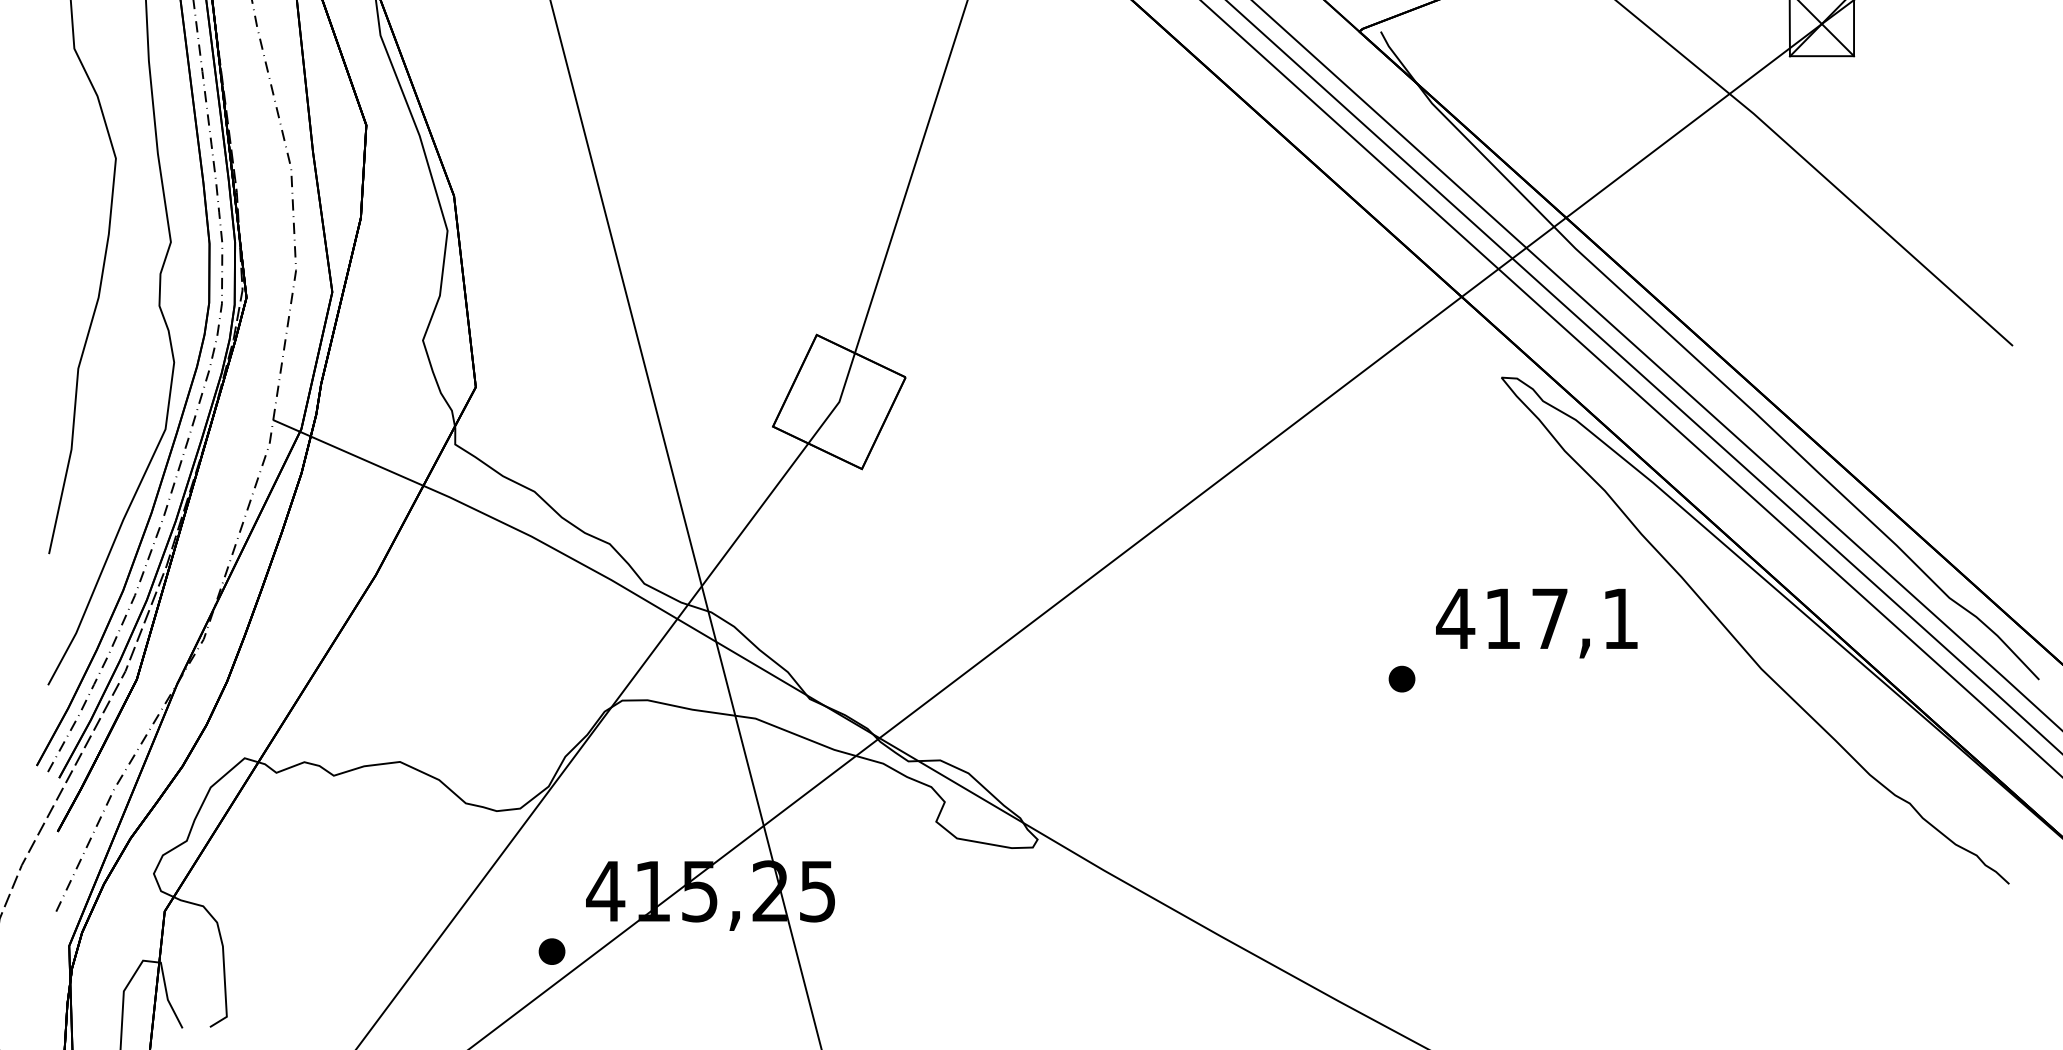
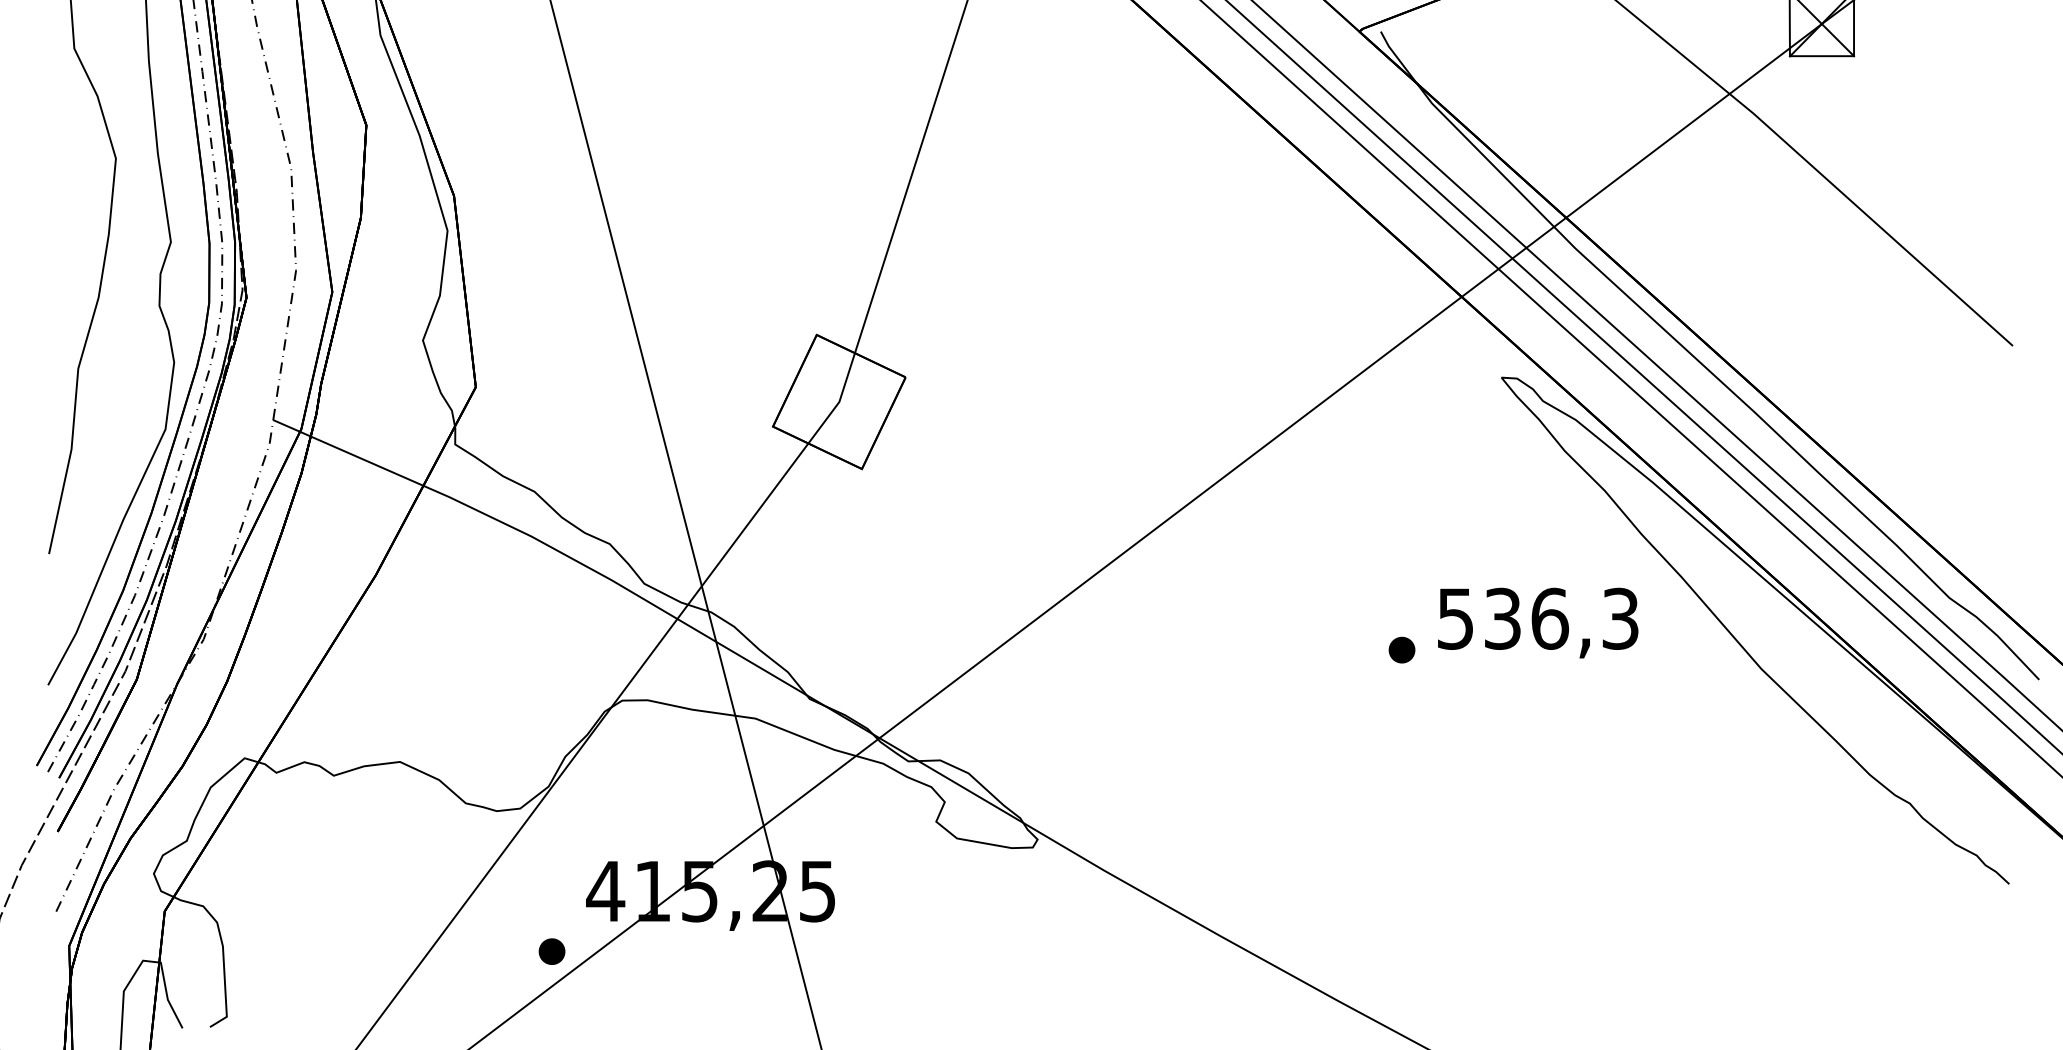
text: 417,1 -> 536,3 (1537, 618)
part position: (1401, 678) -> (1401, 649) (1401, 649)
